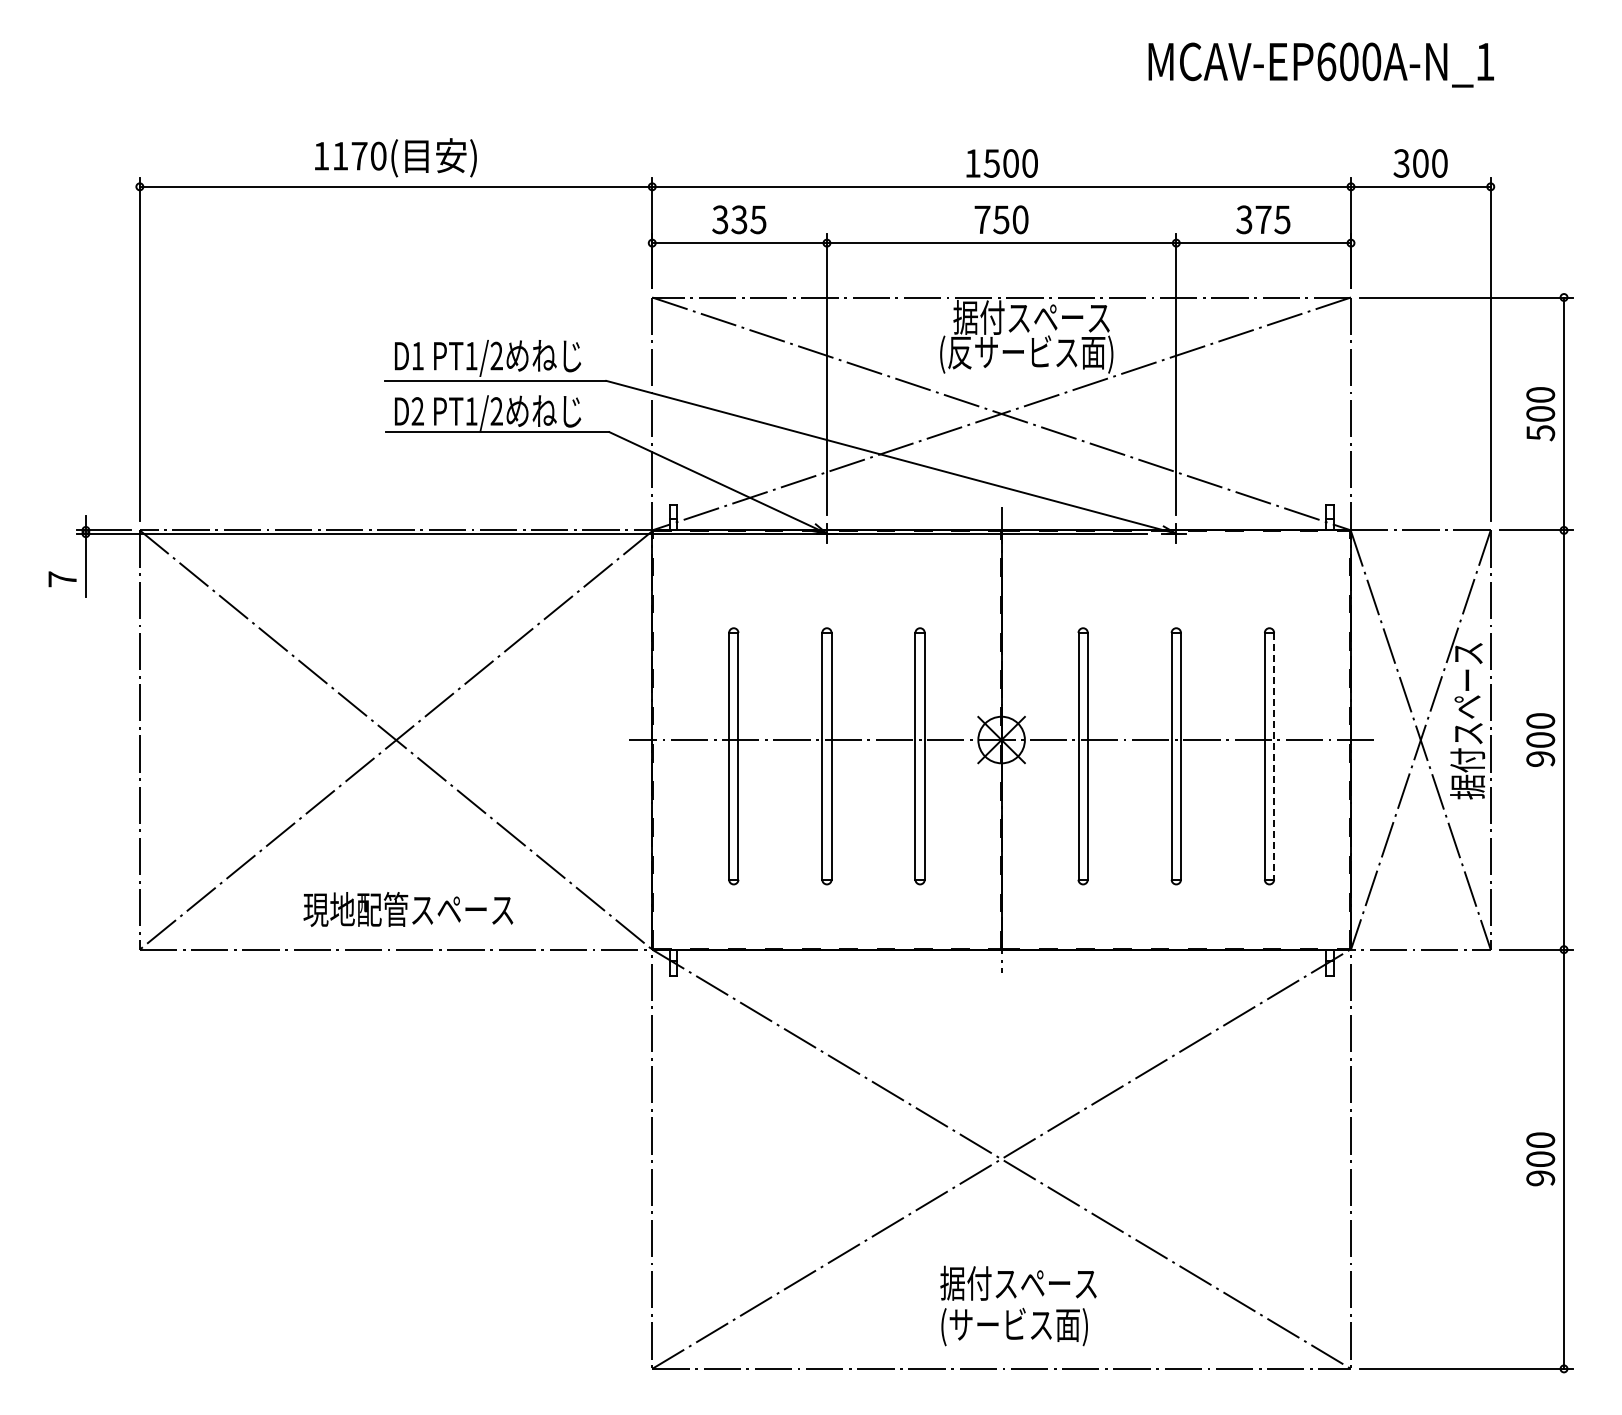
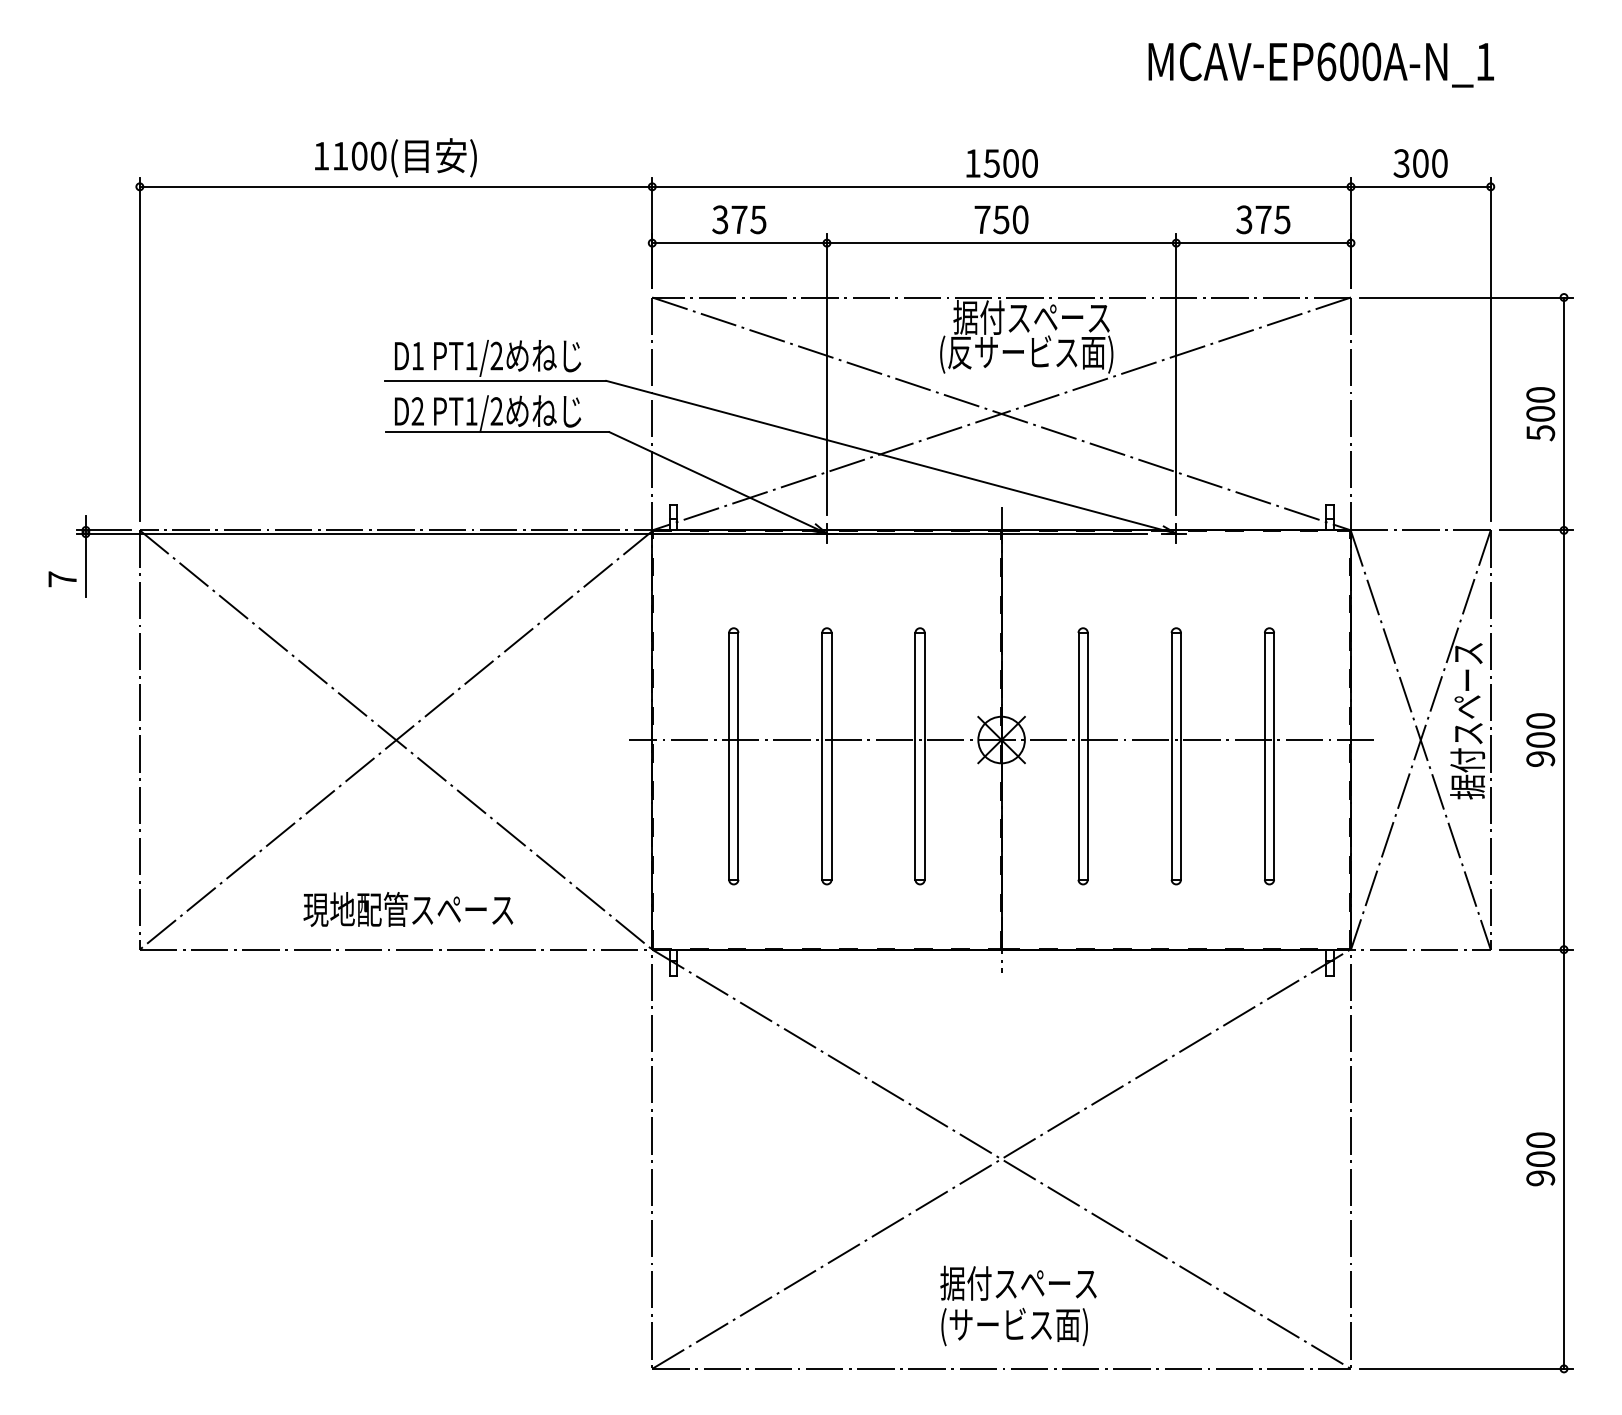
text: 1170( -> 1100( (359, 155)
text: 335 -> 375 (739, 219)
line: dashed -> solid (1274, 756)
